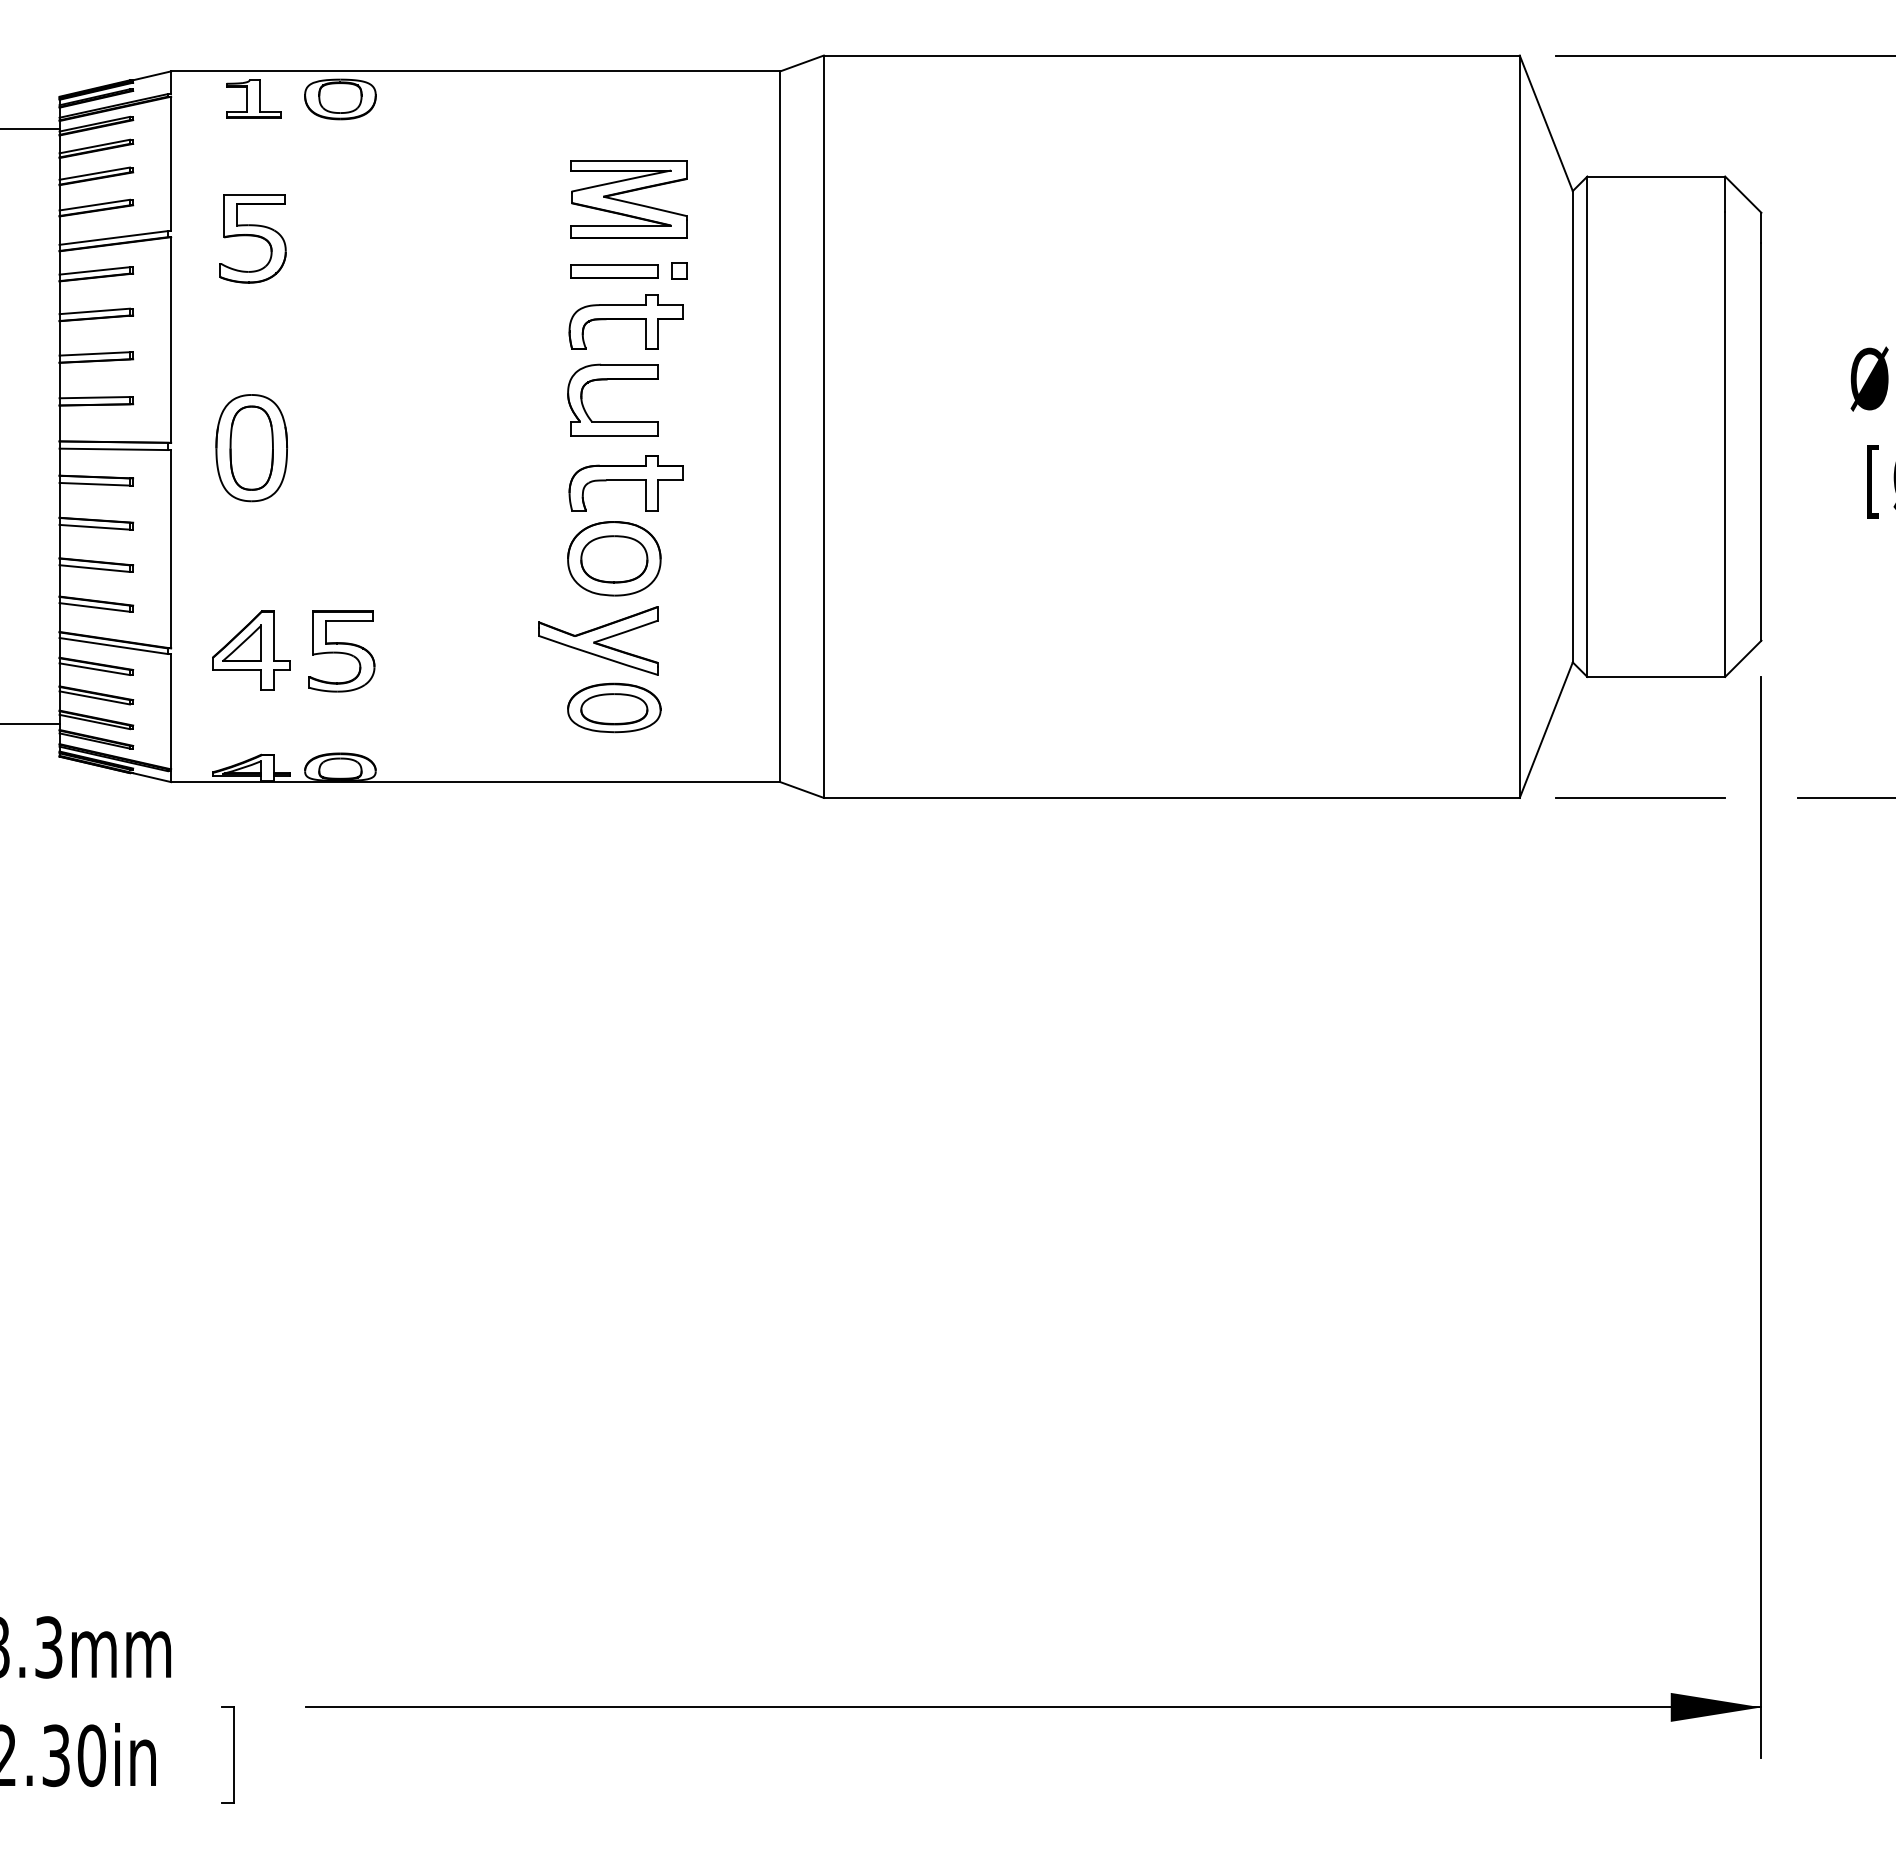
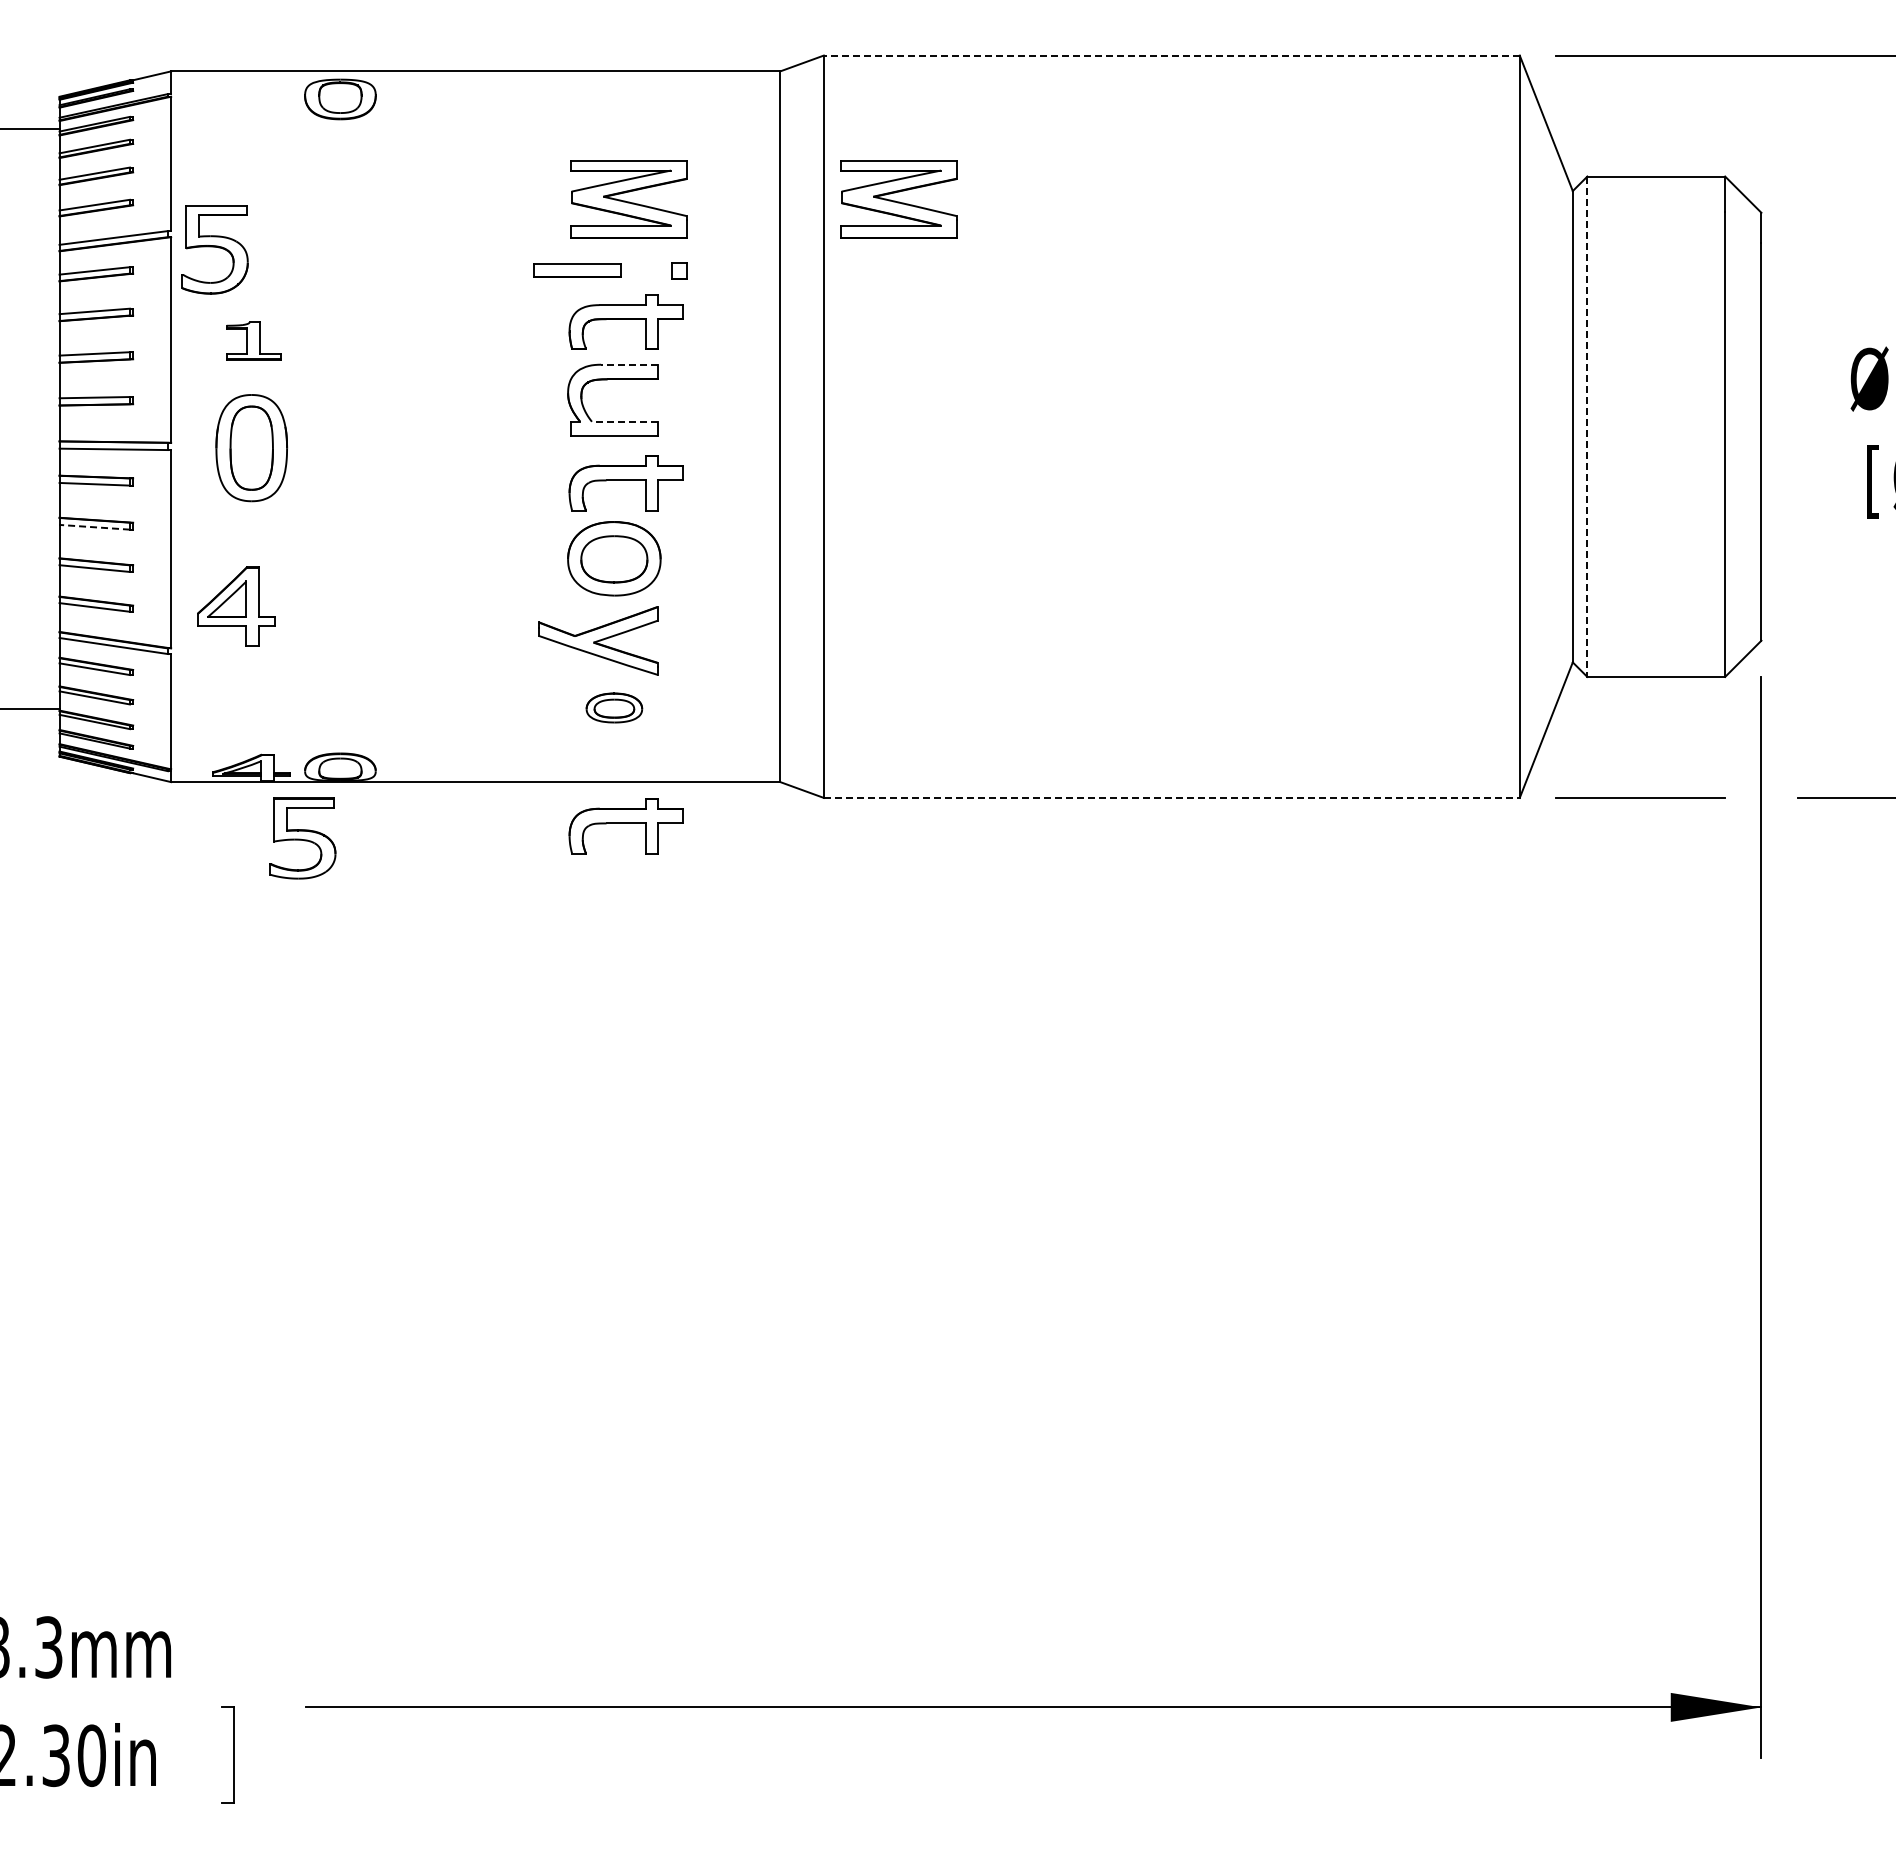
line: solid -> dashed (1171, 55)
part position: (253, 98) -> (253, 340) (253, 340)
part: none -> present (898, 199)
part position: (252, 238) -> (214, 249) (214, 249)
part position: (614, 271) -> (577, 270) (577, 270)
line: solid -> dashed (628, 364)
line: solid -> dashed (624, 421)
line: solid -> dashed (1587, 427)
line: solid -> dashed (94, 527)
part position: (251, 650) -> (236, 606) (236, 606)
part position: (341, 651) -> (302, 838) (302, 838)
part size: 95x52 px -> 59x32 px (614, 707)
line position: (30, 724) -> (30, 709) (30, 709)
line: solid -> dashed (1171, 797)
part: none -> present (625, 826)
